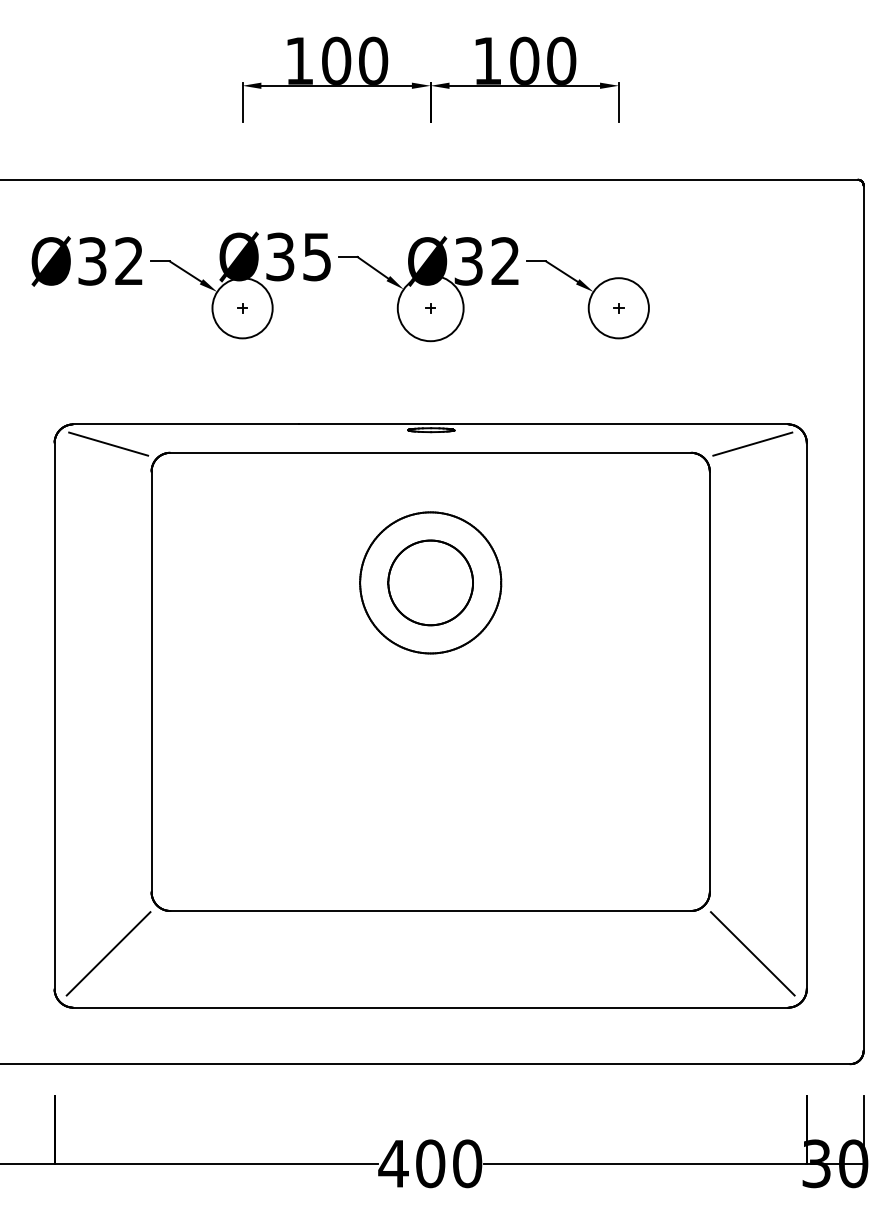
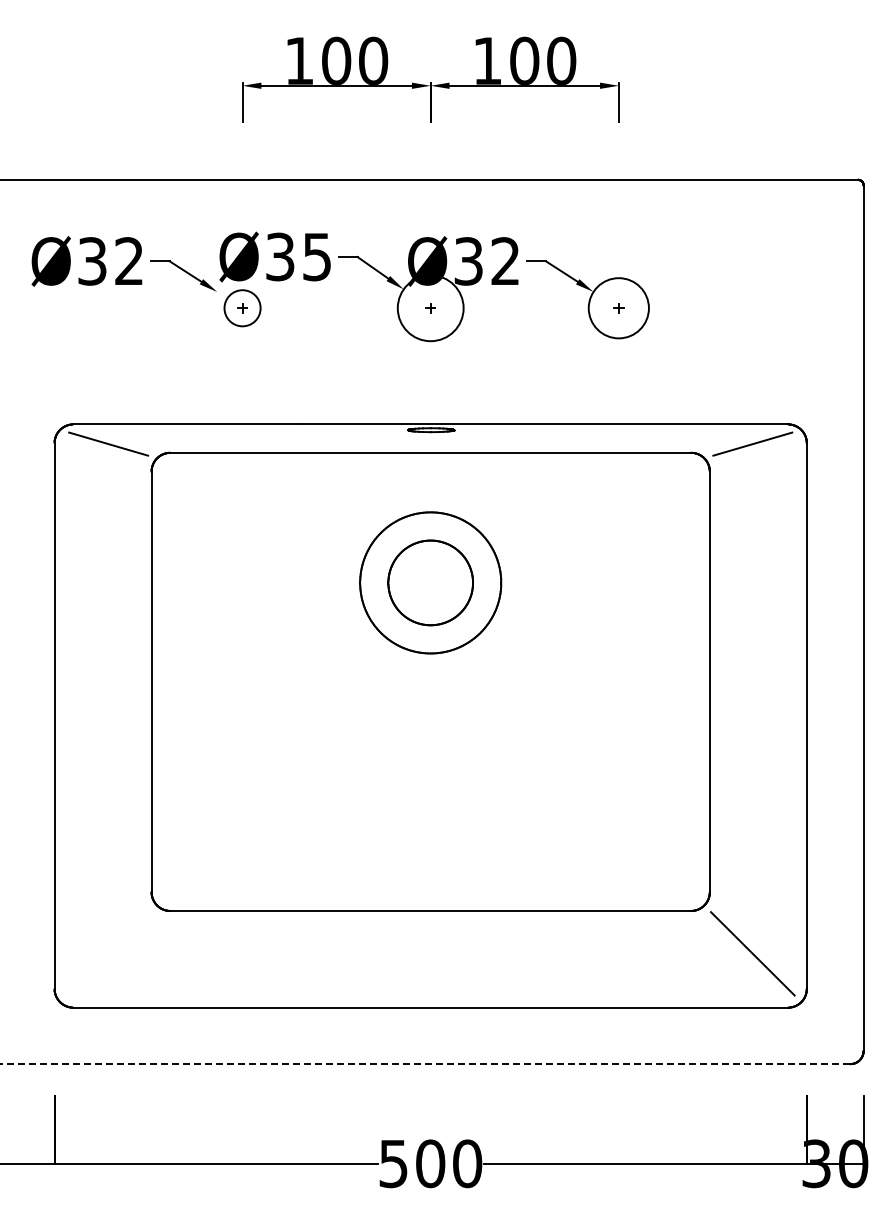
circle diameter: 60 px -> 36 px (242, 308)
line: present -> none (108, 953)
line: solid -> dashed (425, 1064)
text: 400 -> 500 (393, 1164)
